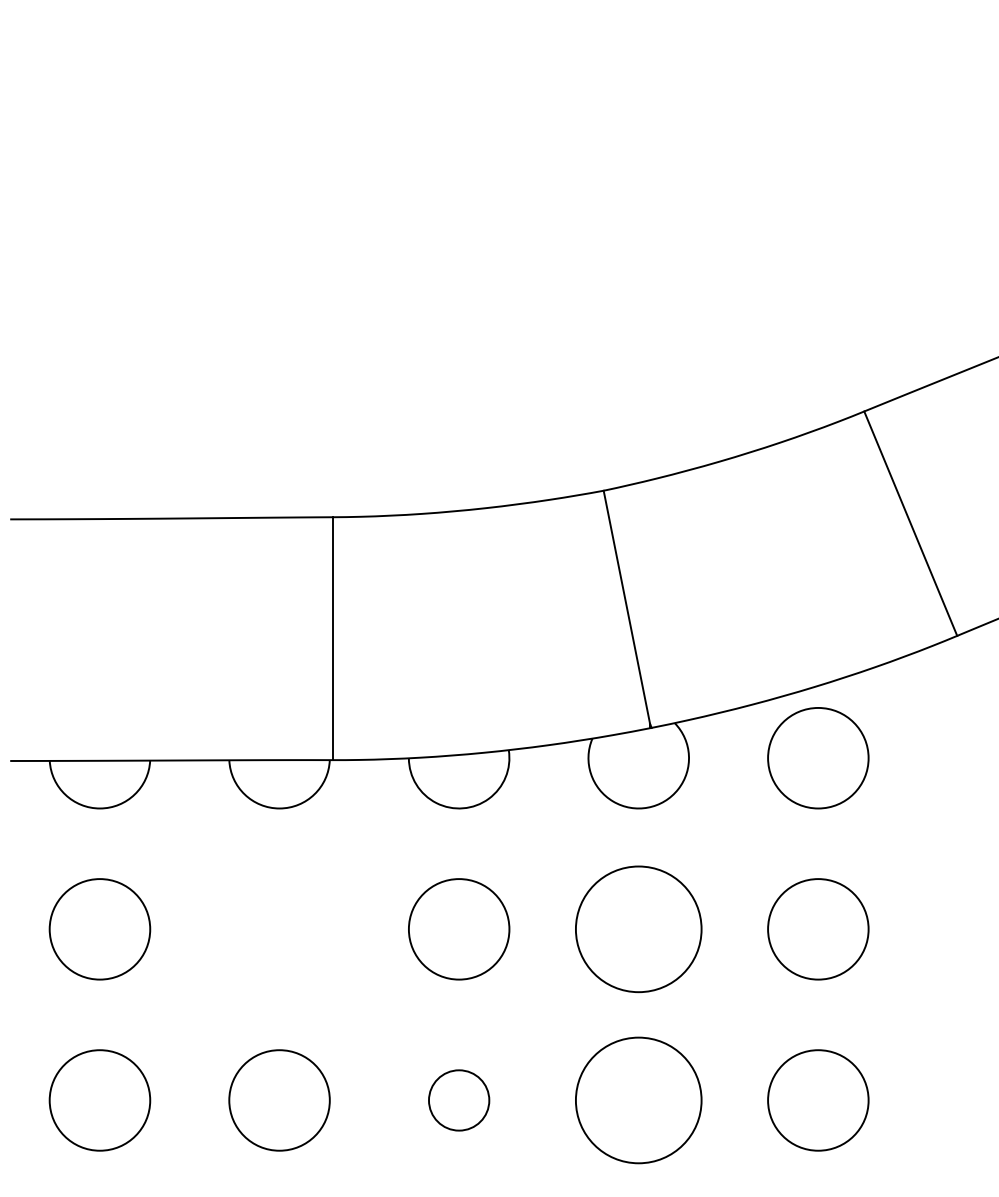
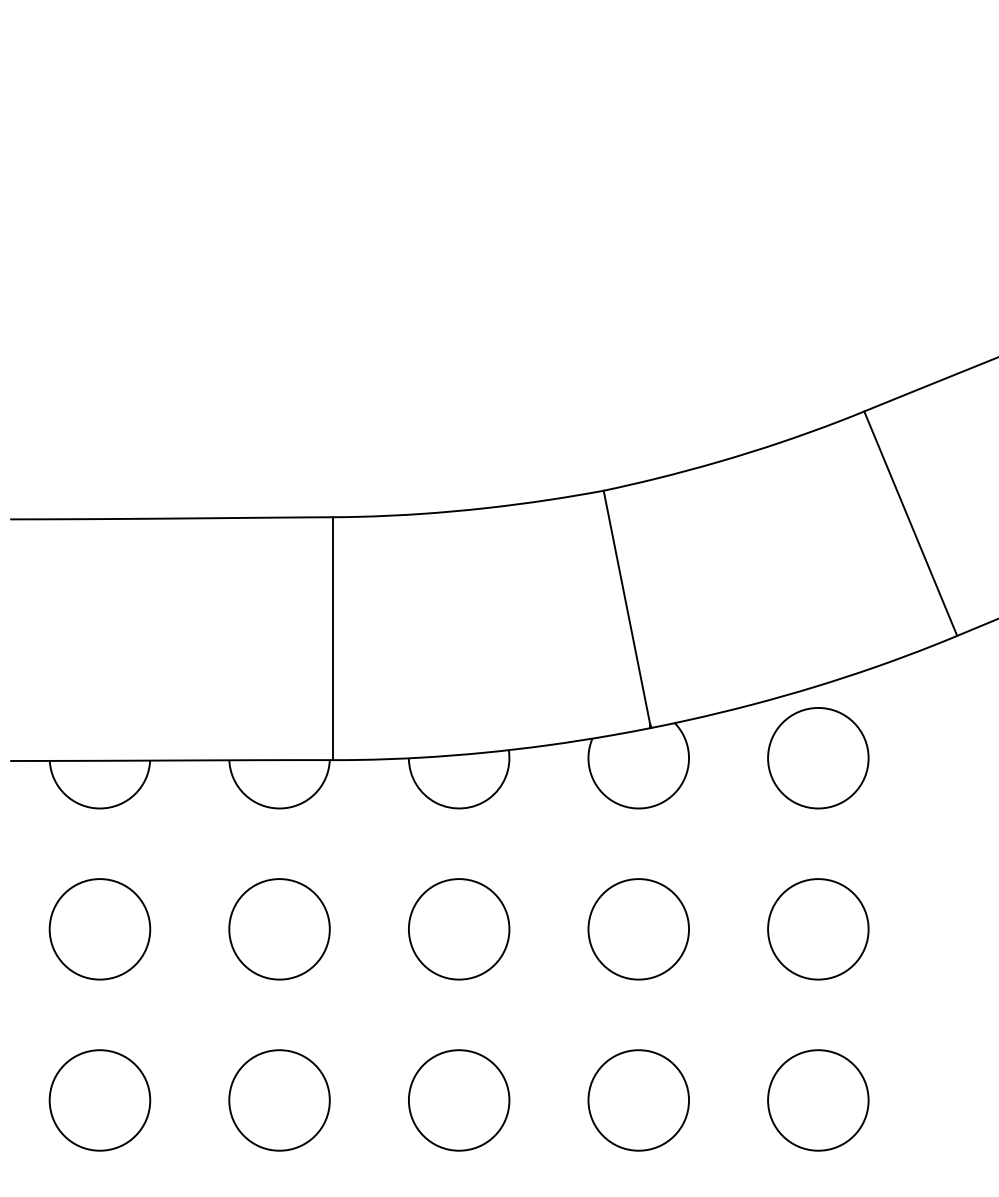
circle: none -> present (279, 929)
circle diameter: 126 px -> 101 px (638, 929)
circle diameter: 60 px -> 101 px (458, 1100)
circle diameter: 126 px -> 101 px (638, 1100)
